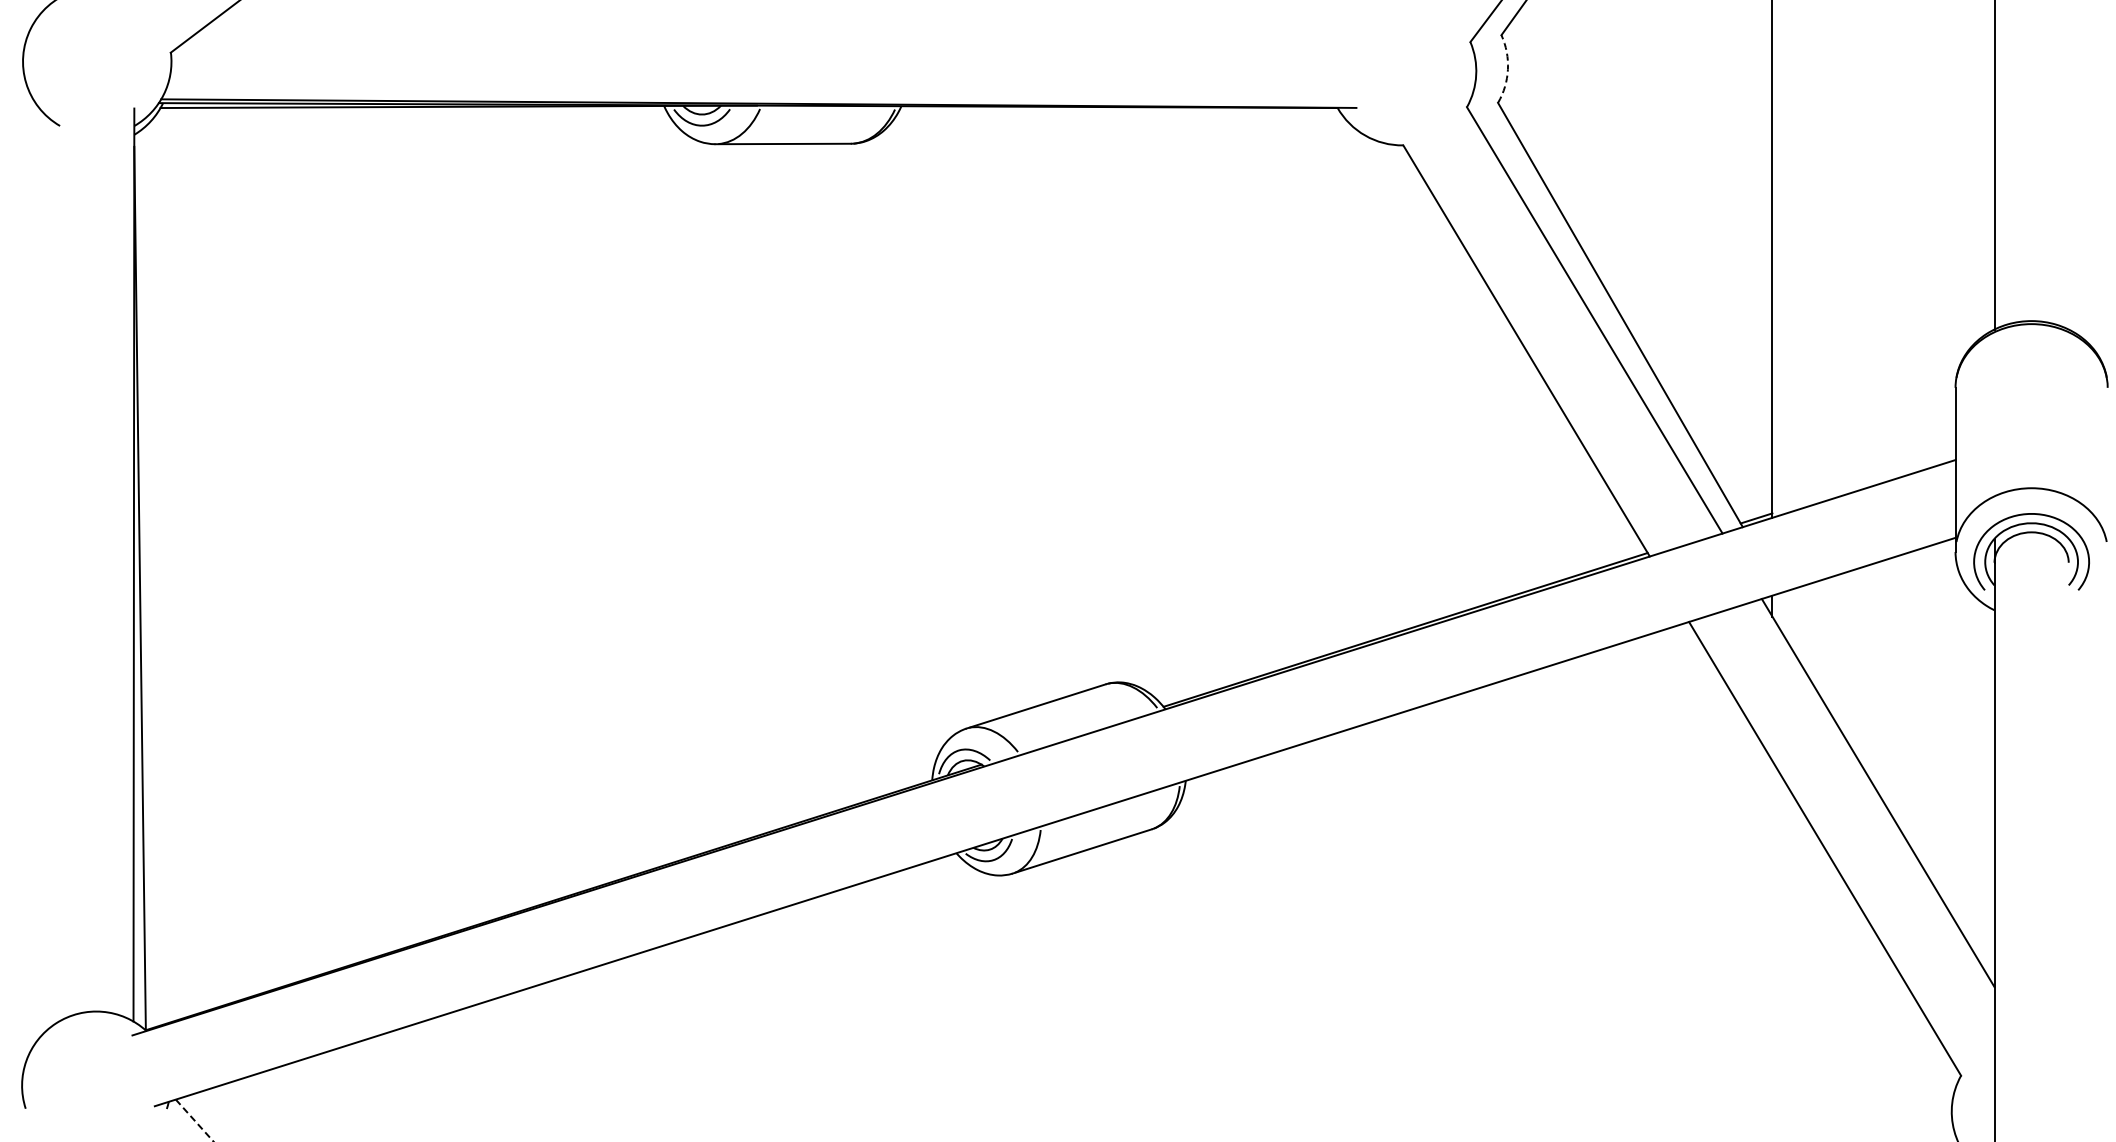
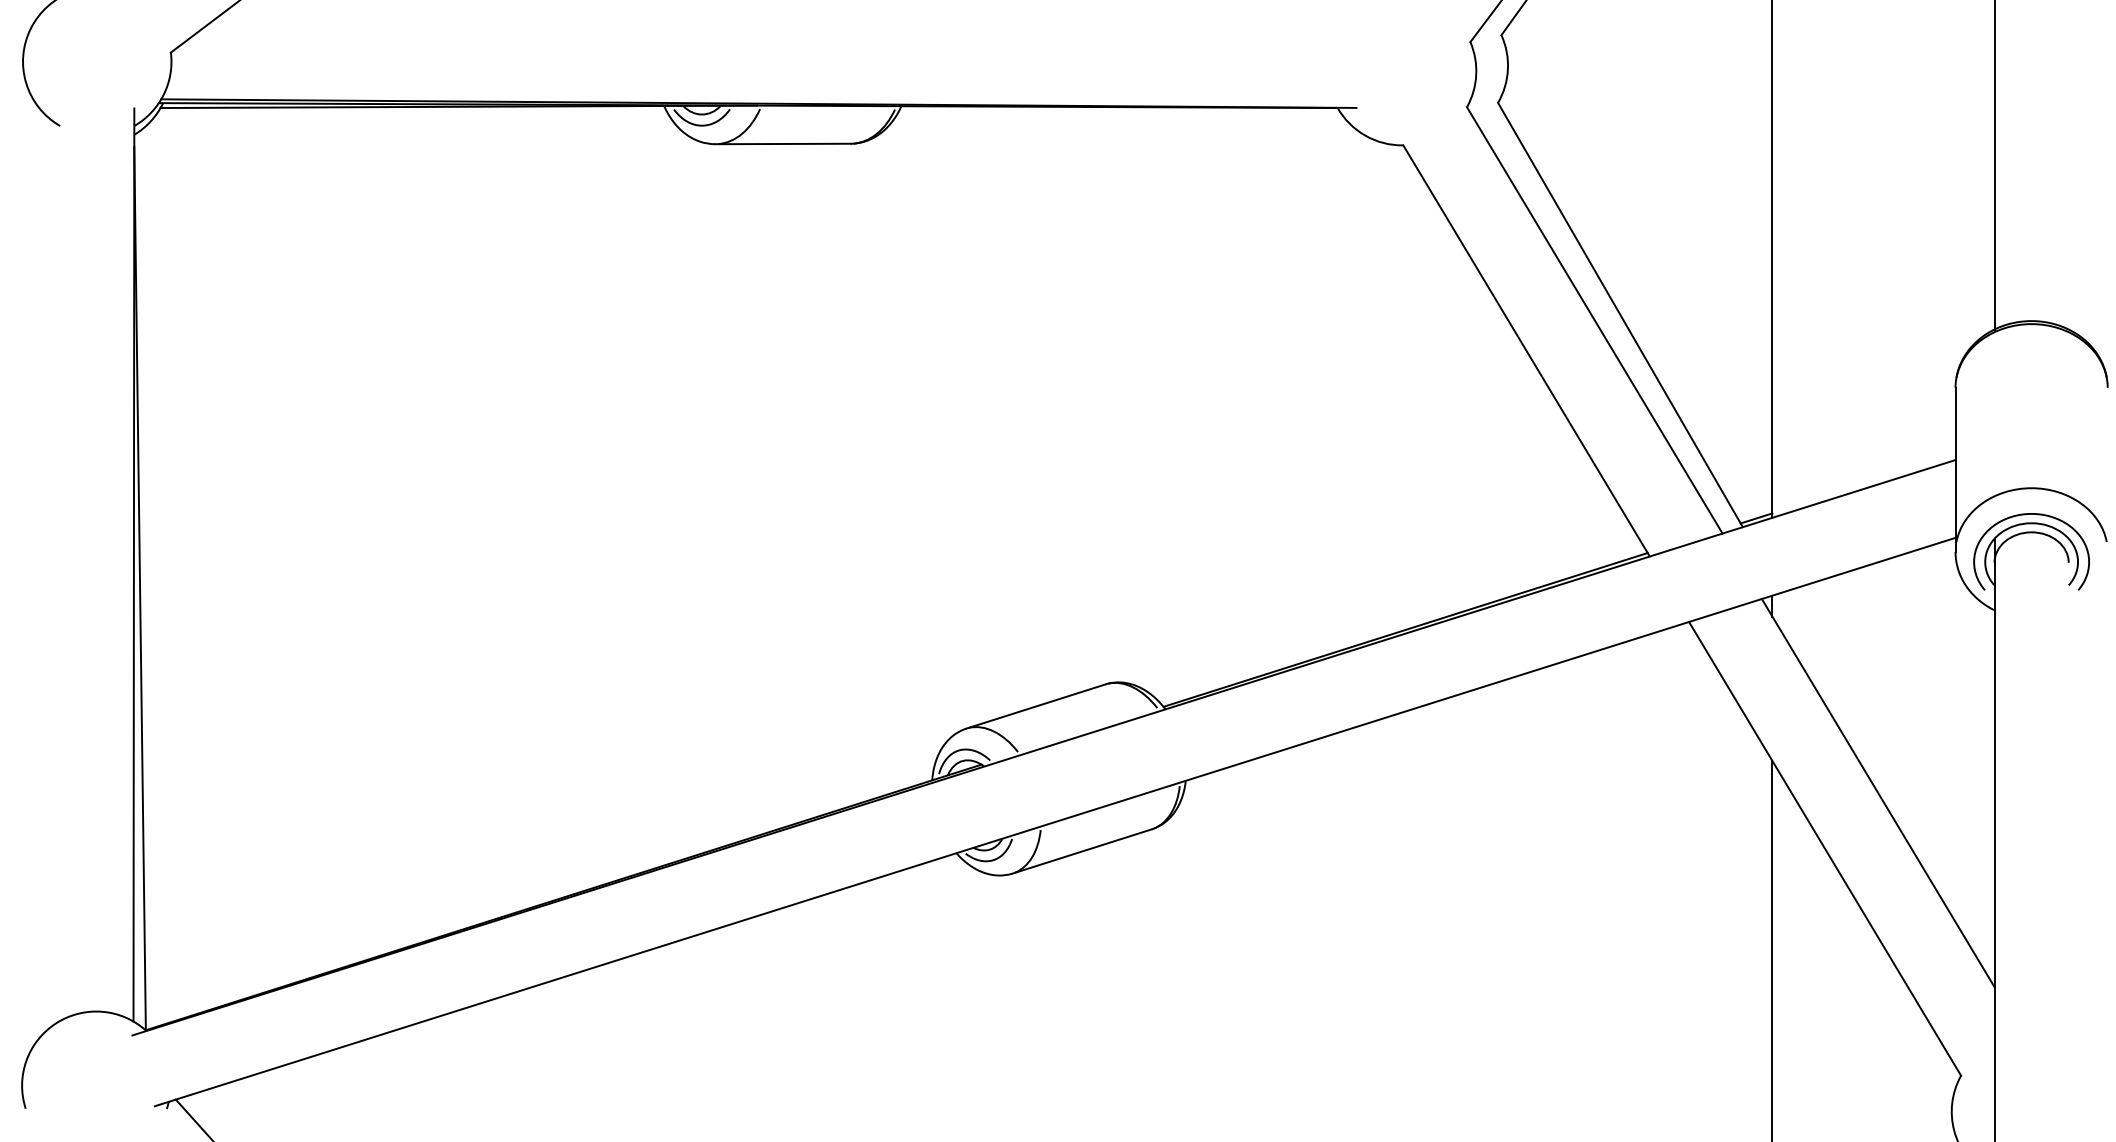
arc: dashed -> solid (1507, 69)
line: none -> present (1772, 949)
line: dashed -> solid (194, 1120)
